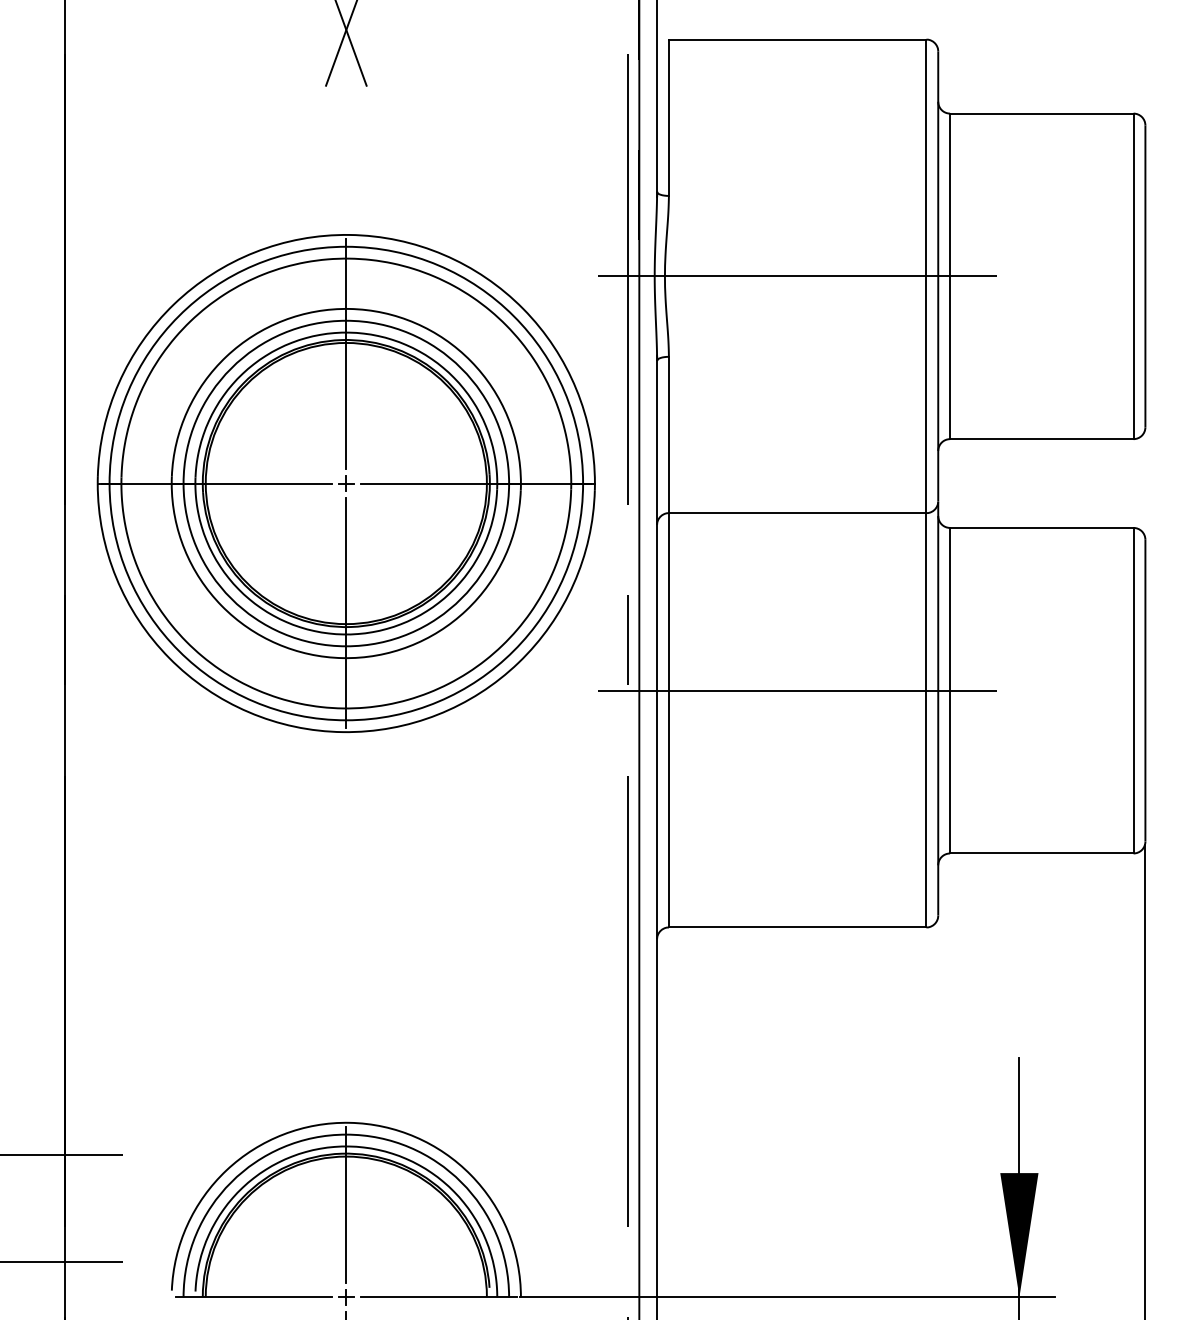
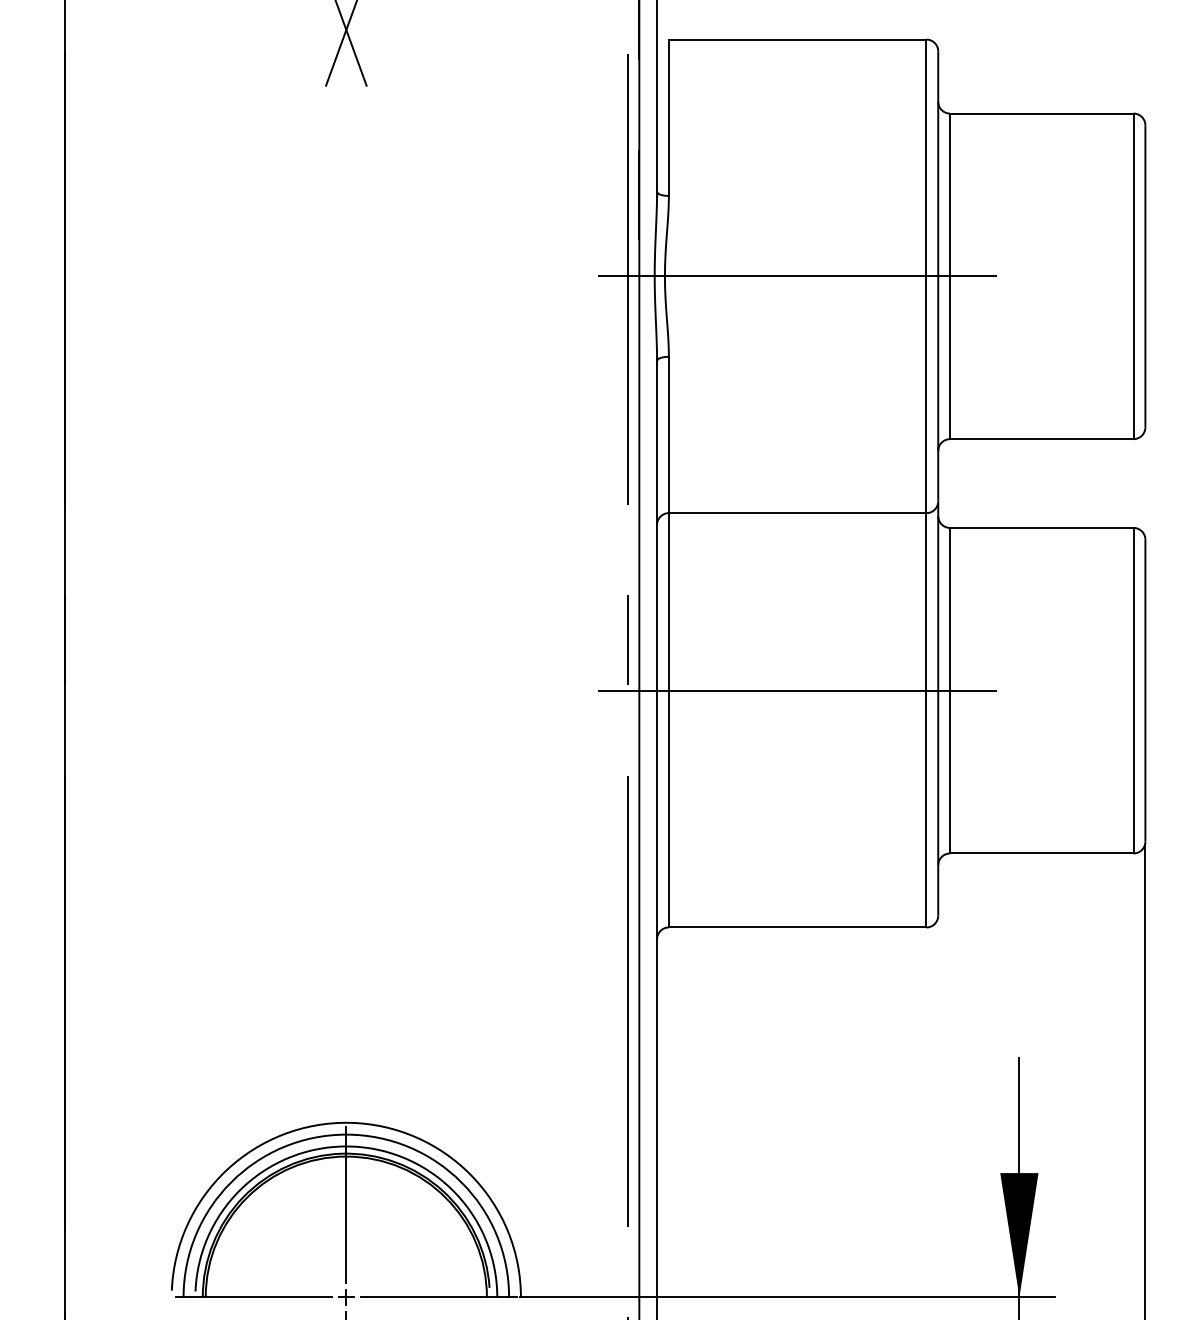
part: present -> none (345, 483)
line: present -> none (62, 1155)
line: present -> none (62, 1261)
